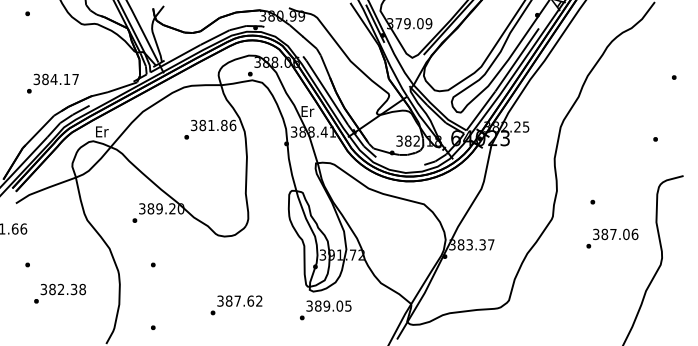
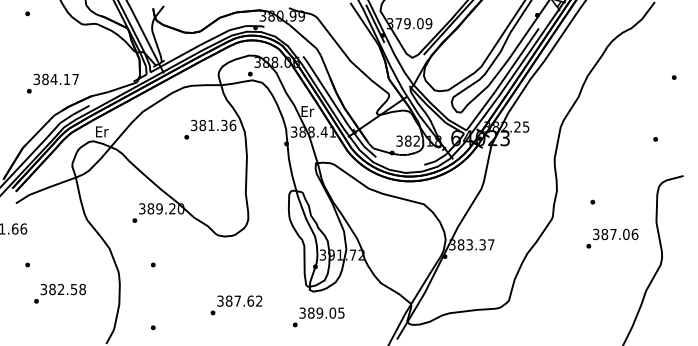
text: 381.86 -> 381.36 (224, 125)
text: 382.38 -> 382.58 (74, 288)
text position: (325, 310) -> (318, 317) (318, 317)
